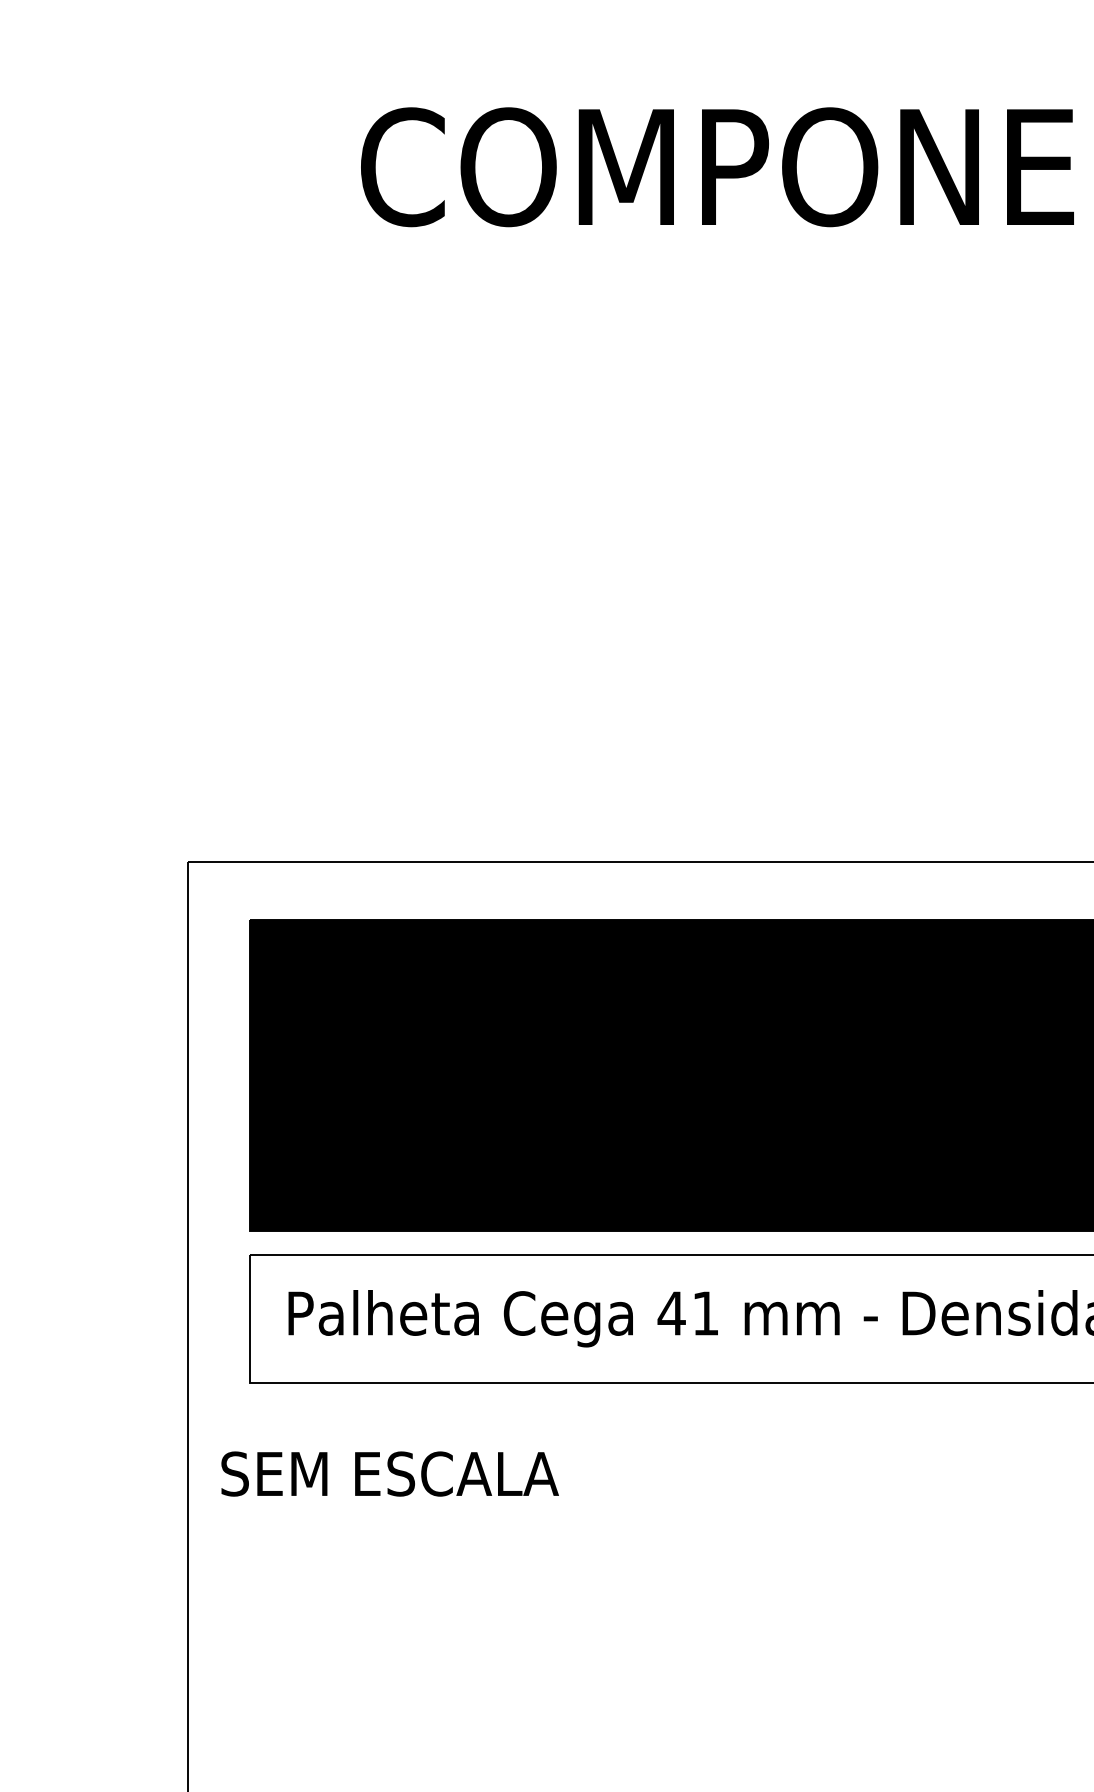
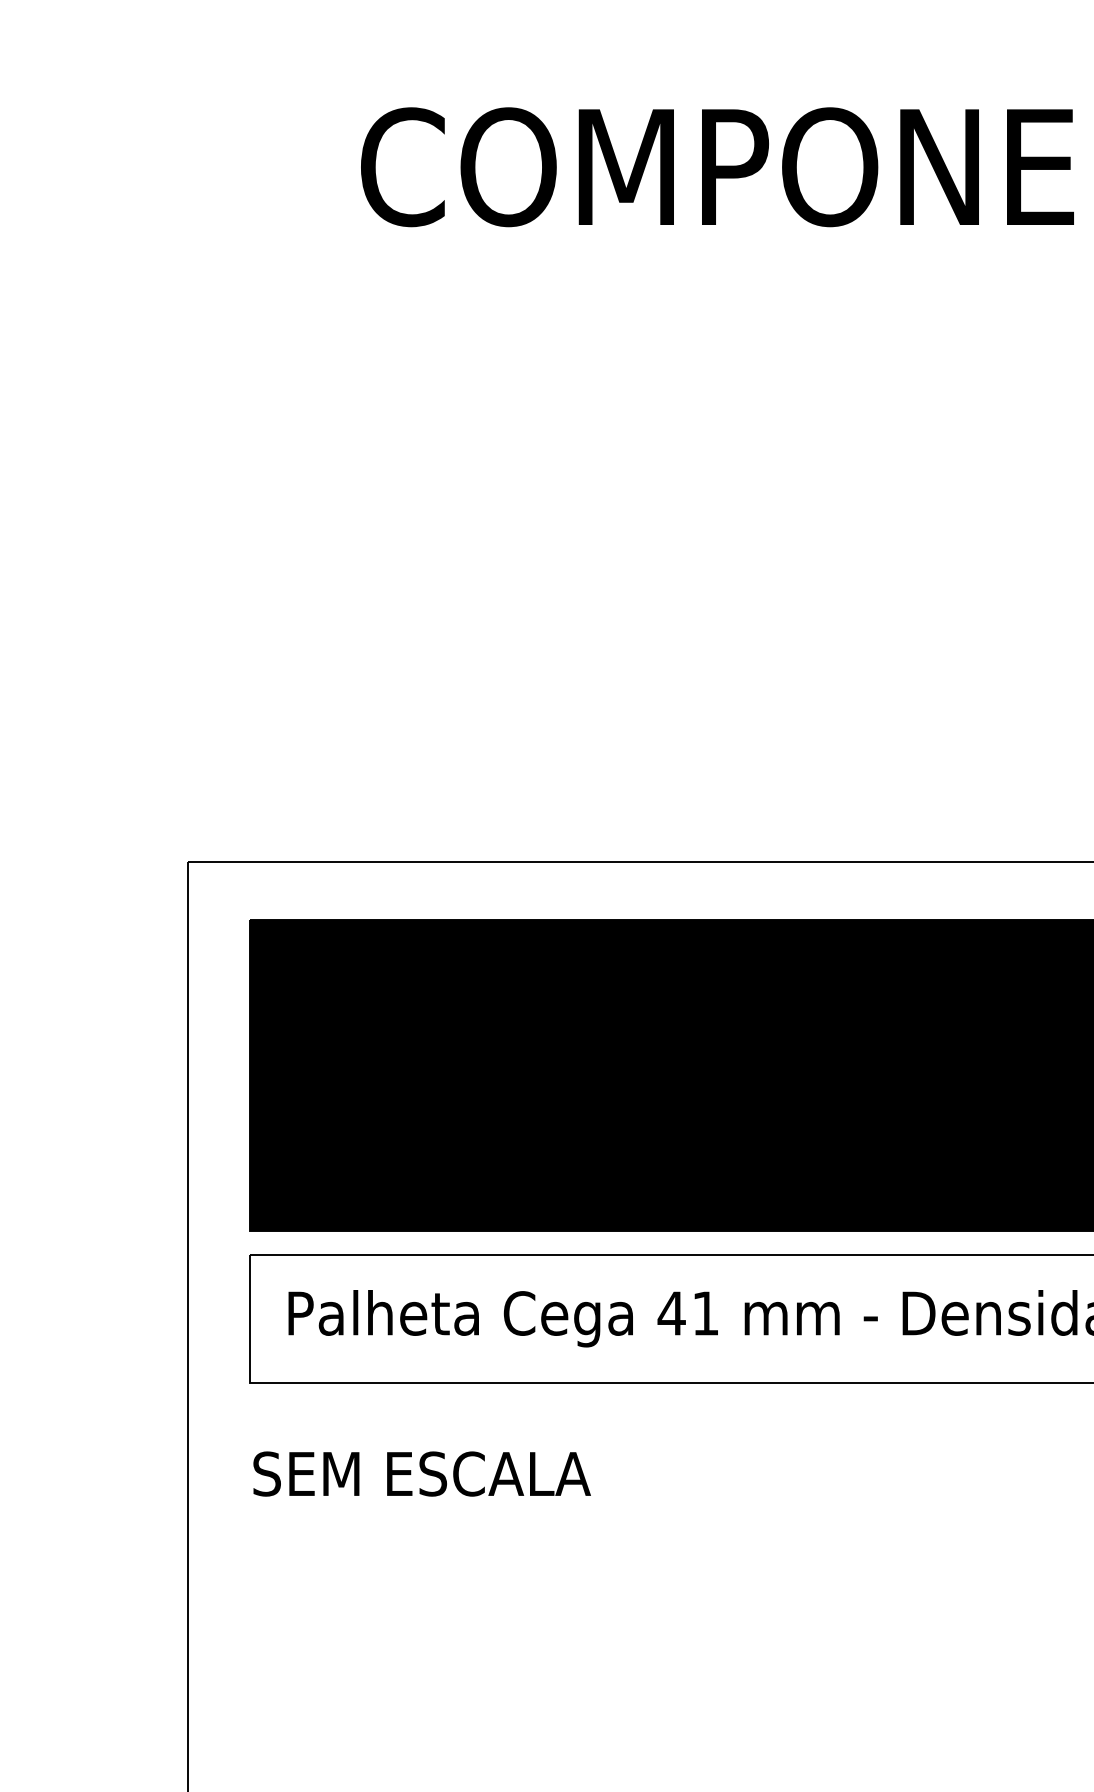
text position: (389, 1473) -> (421, 1473) (421, 1473)
